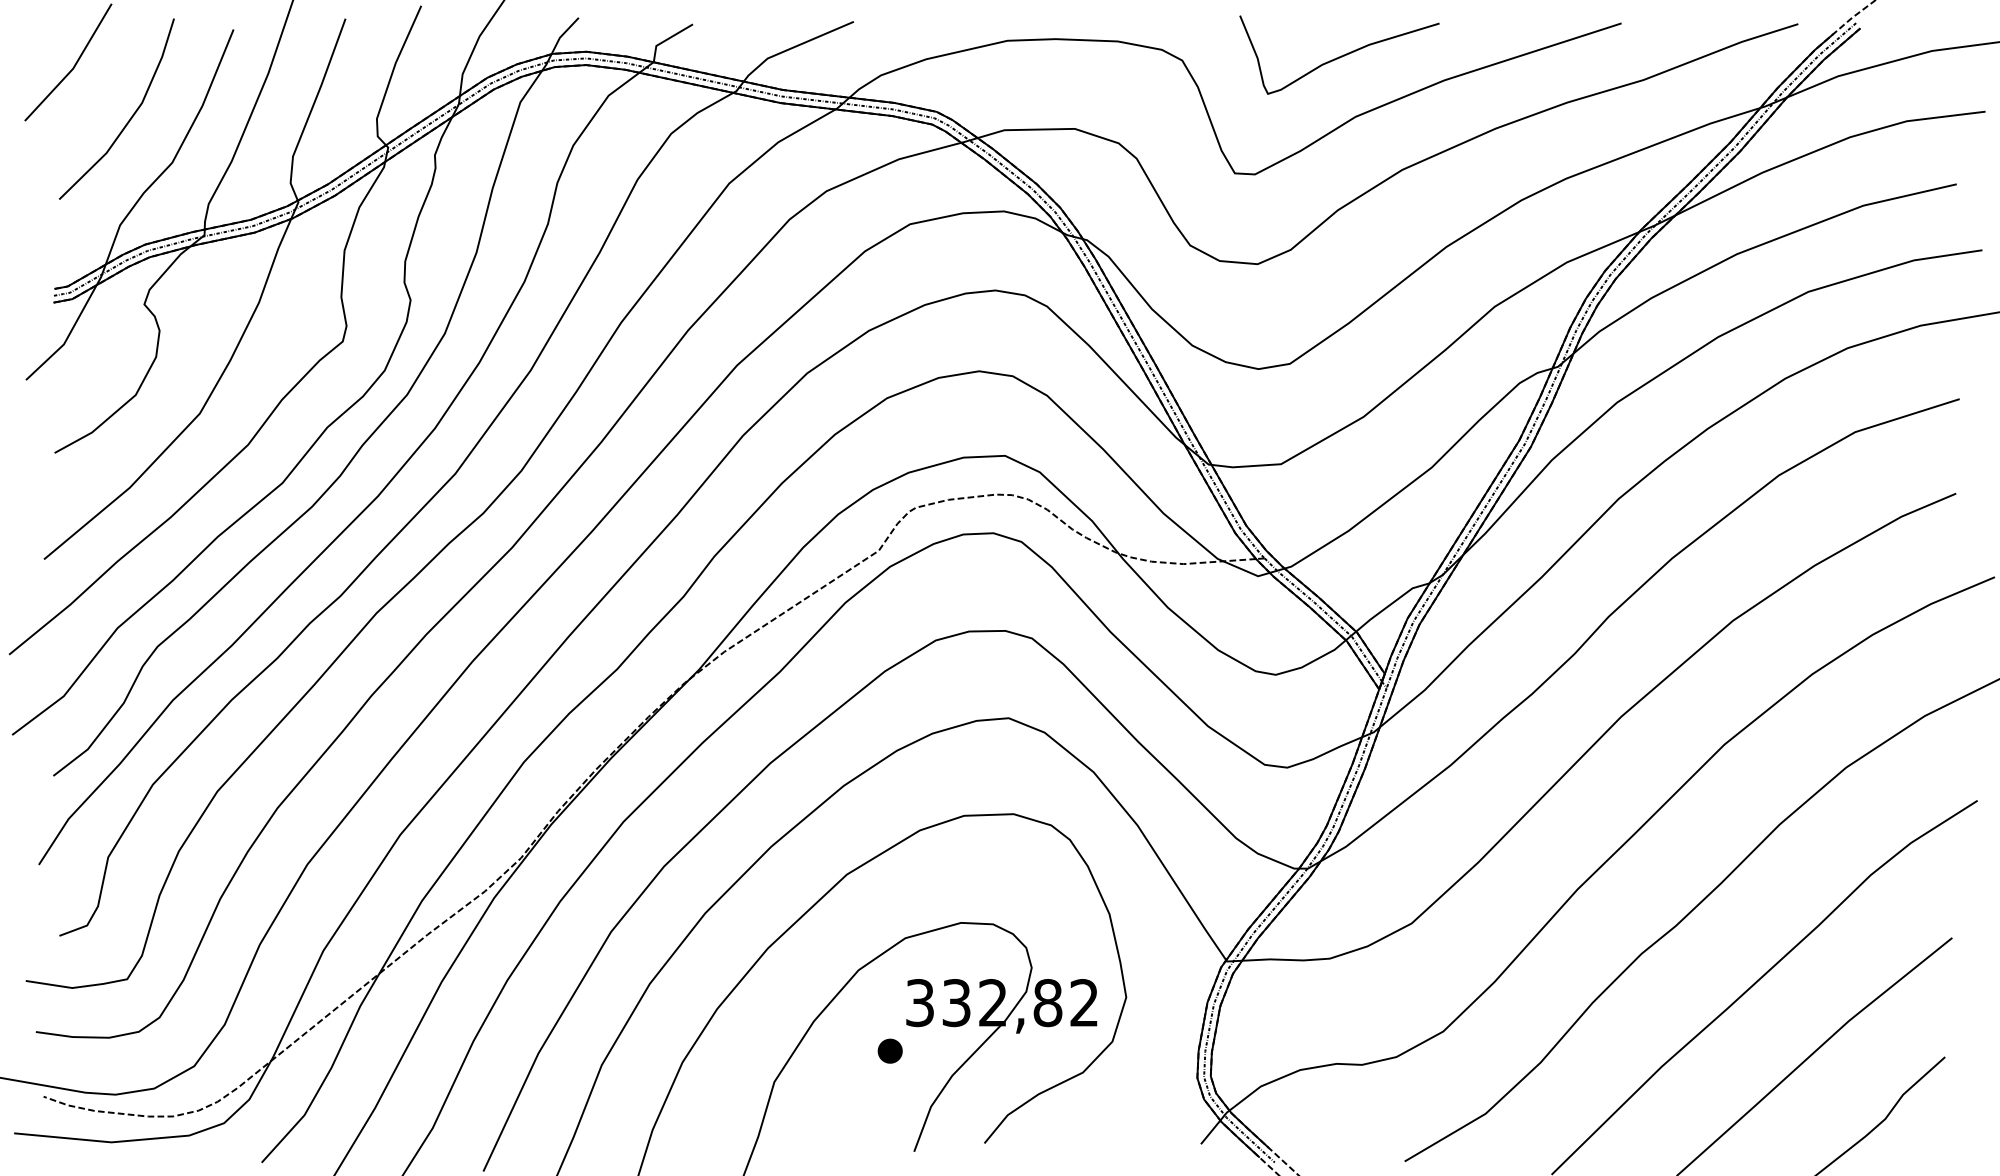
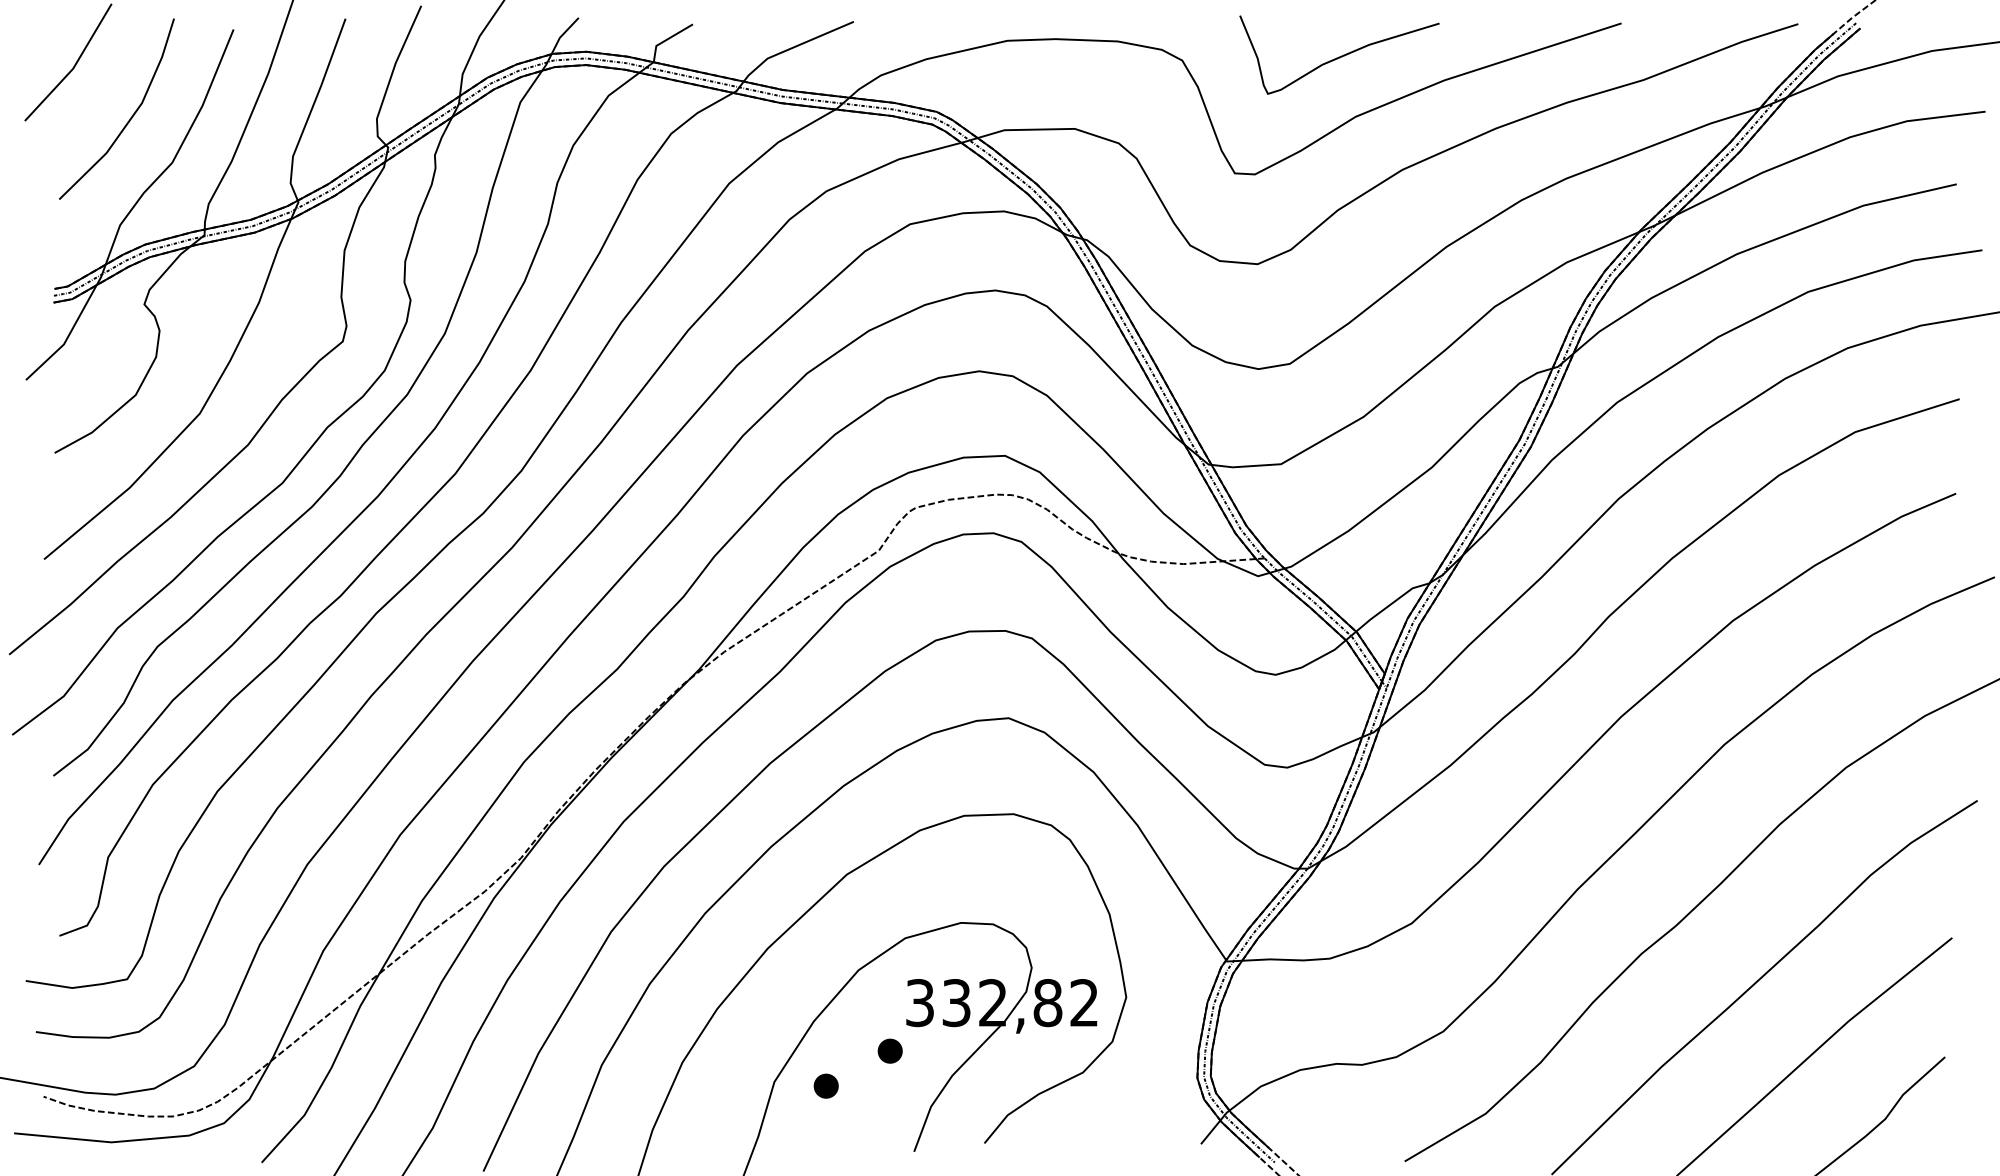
part: none -> present (825, 1085)
